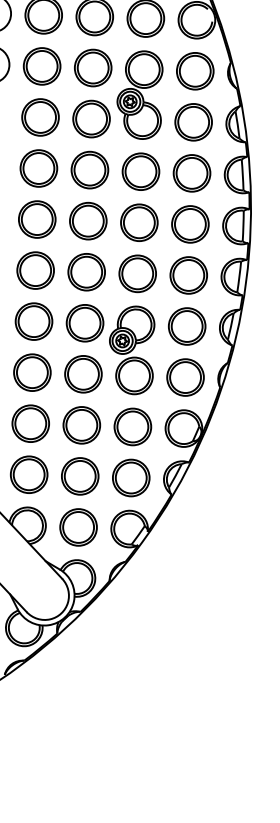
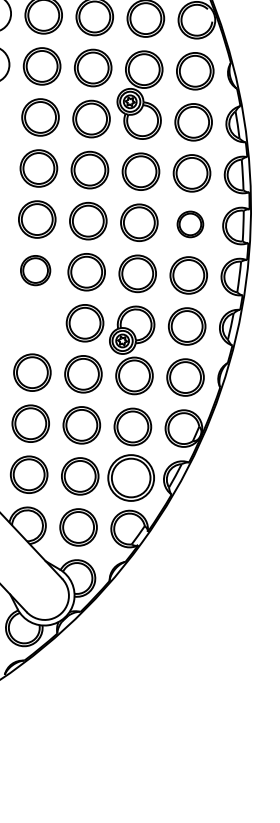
part size: 39x39 px -> 29x29 px (190, 224)
part size: 39x39 px -> 32x32 px (35, 270)
part: present -> none (33, 321)
part size: 39x40 px -> 48x48 px (130, 477)
